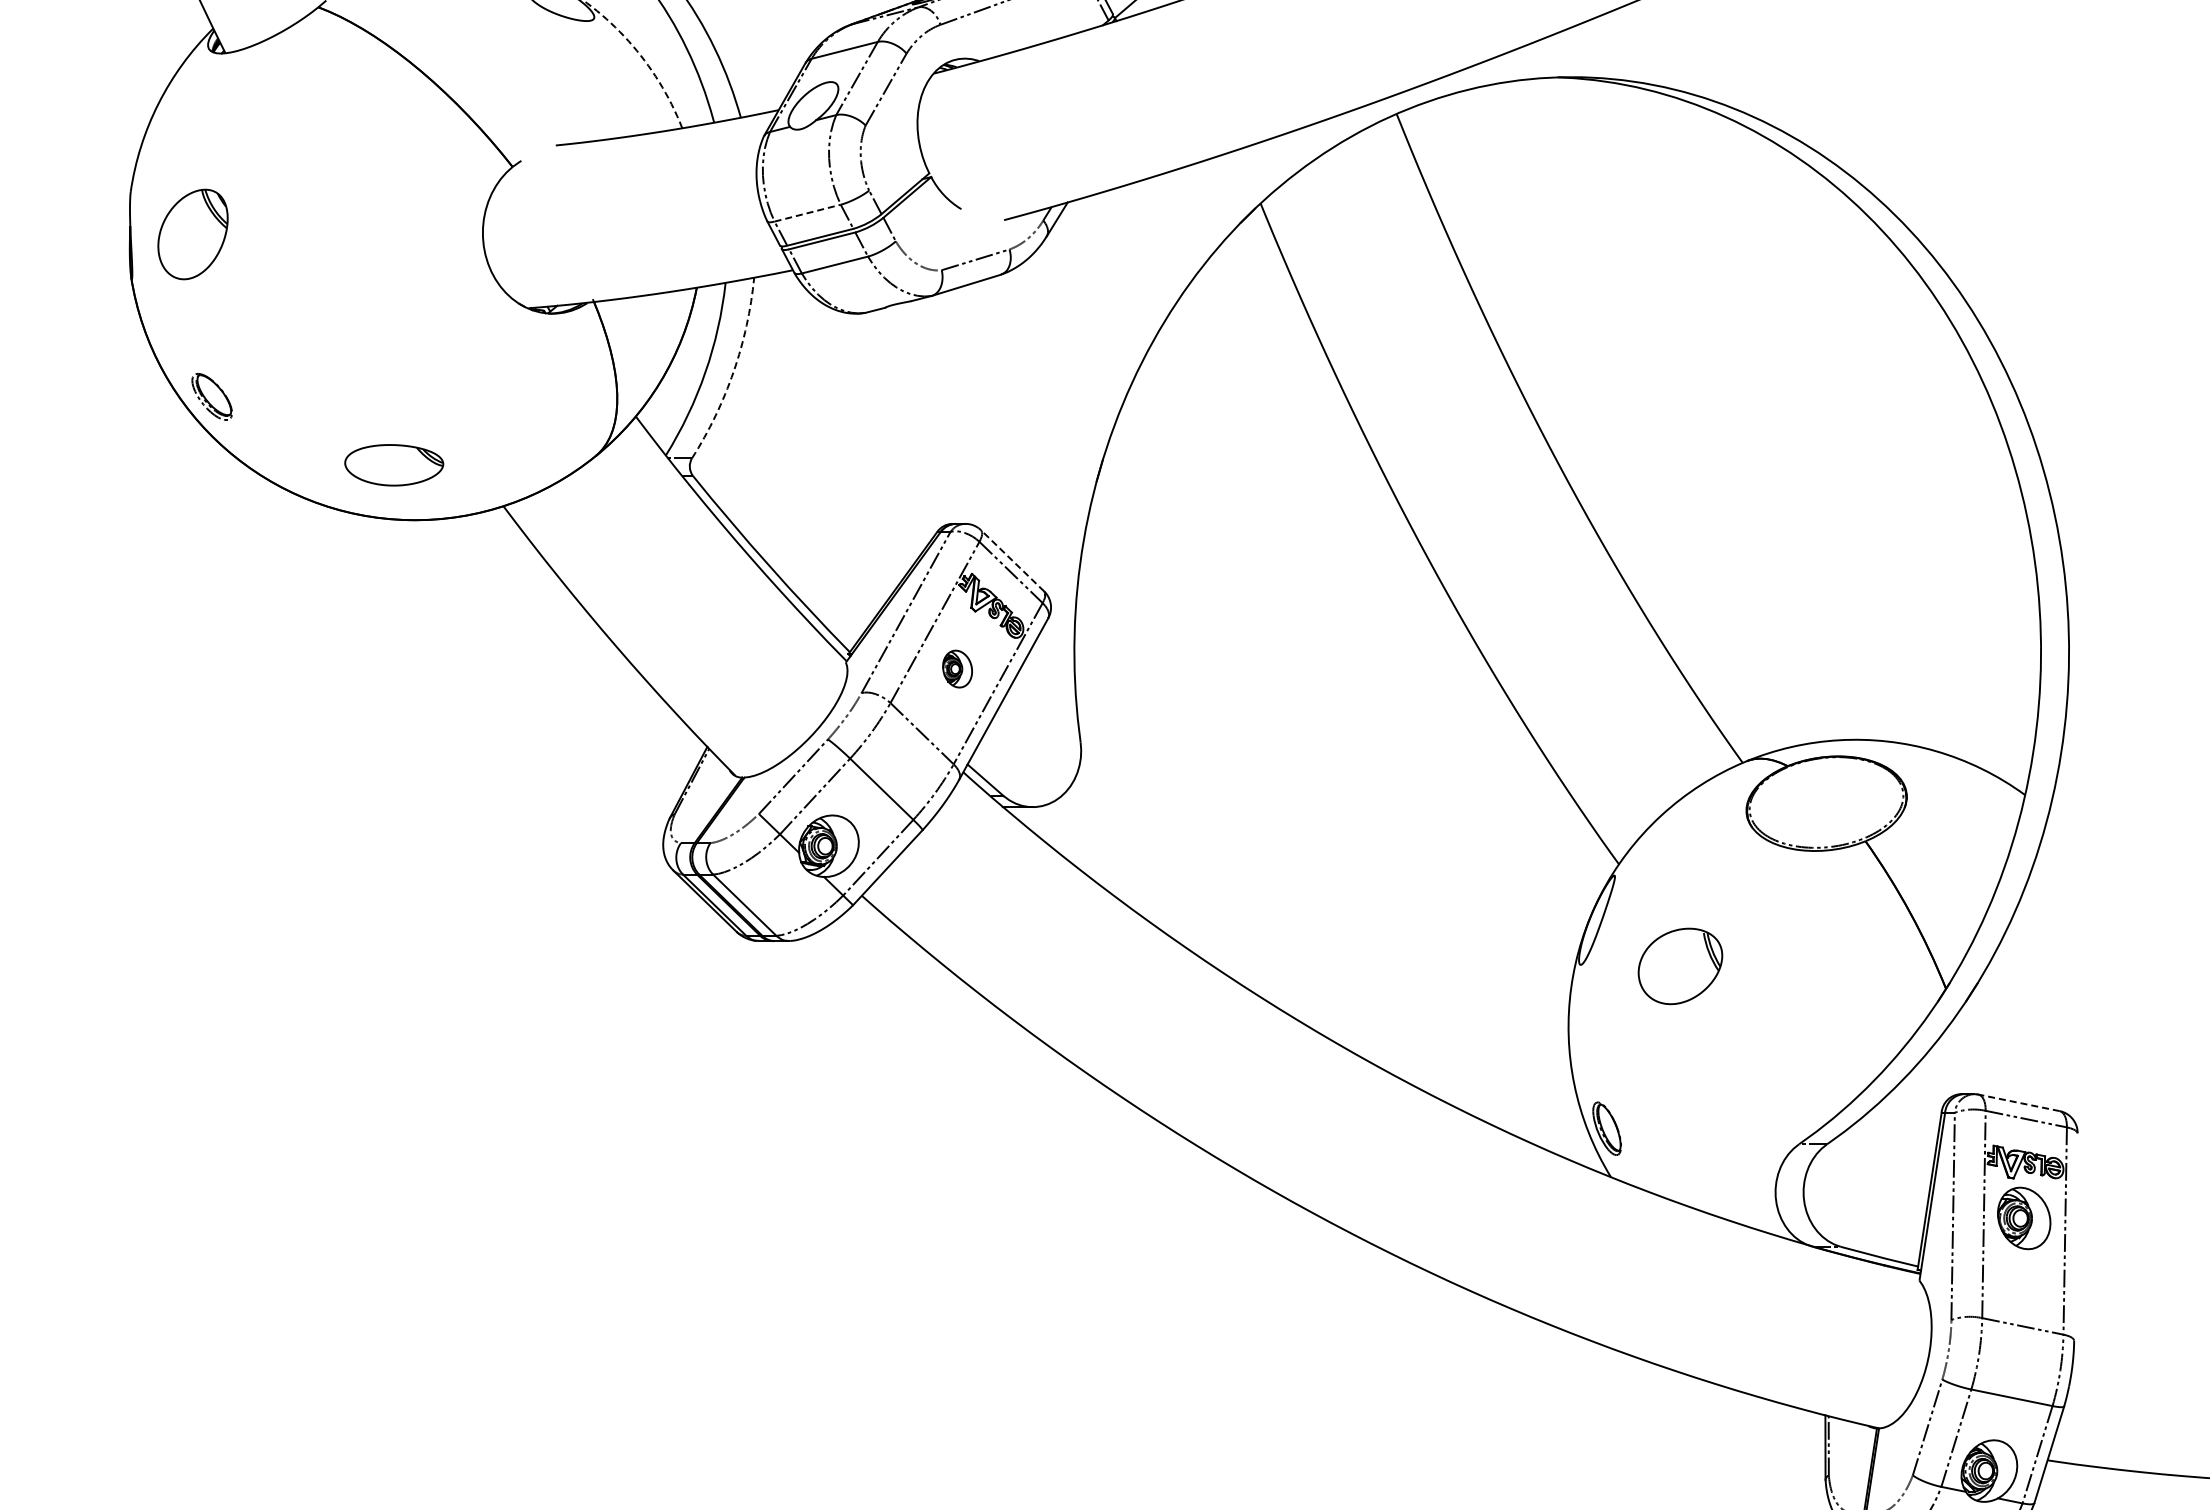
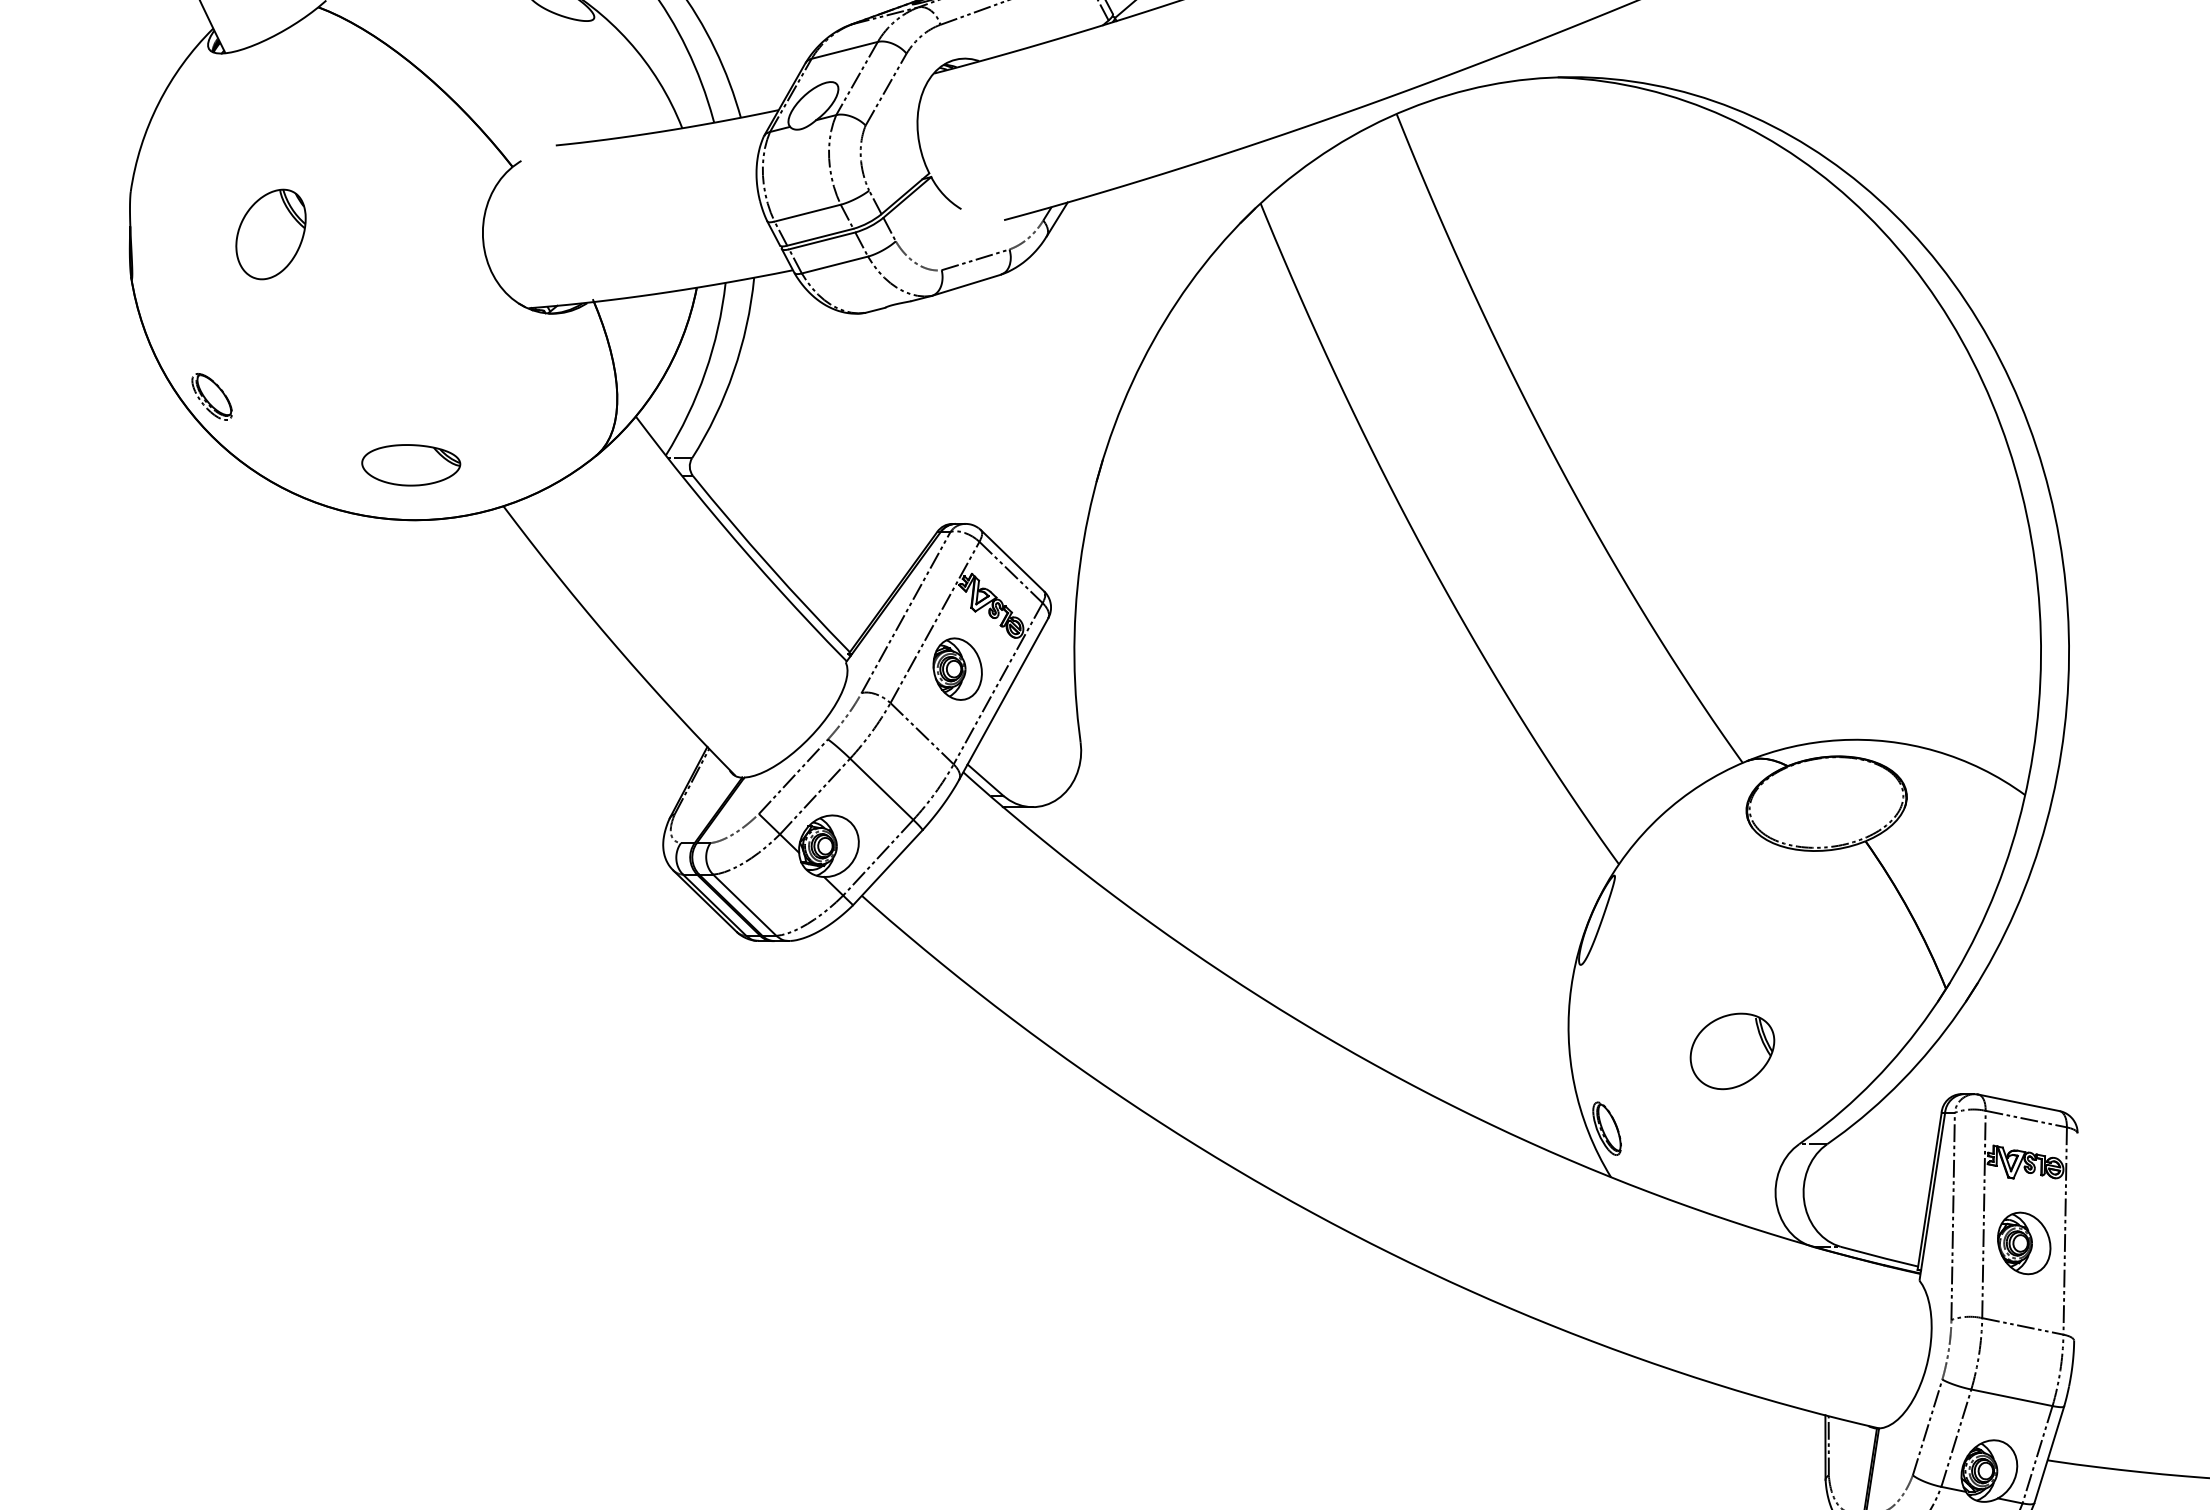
arc: dashed -> solid (641, 56)
line: dashed -> solid (808, 213)
part position: (192, 234) -> (270, 234) (270, 234)
arc: dashed -> solid (733, 371)
part position: (394, 465) -> (411, 465) (411, 465)
line: dashed -> solid (1012, 560)
part size: 31x40 px -> 51x64 px (957, 668)
part position: (1680, 966) -> (1732, 1051) (1732, 1051)
line: dashed -> solid (2018, 1102)
part position: (2024, 1218) -> (2024, 1243) (2024, 1243)
